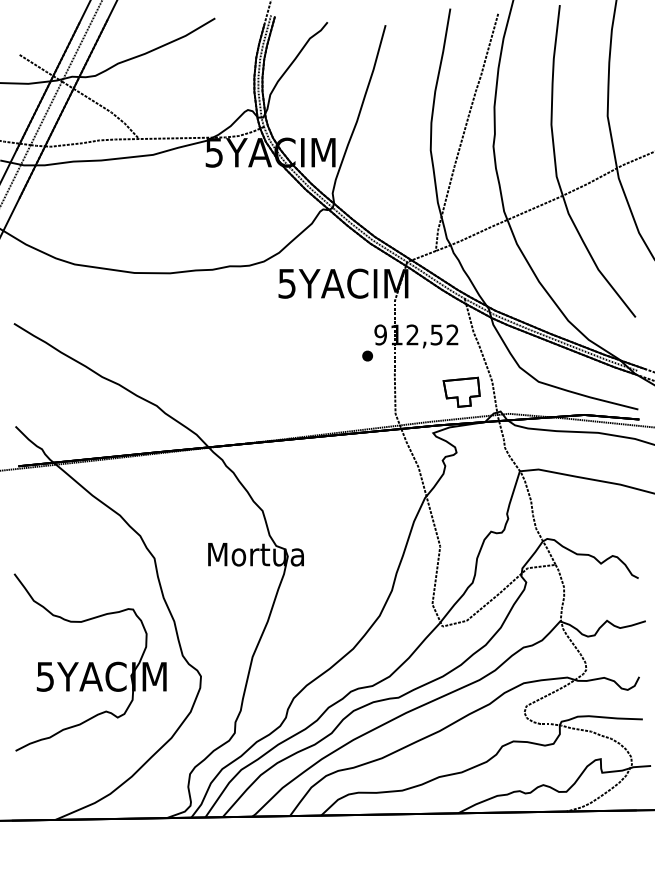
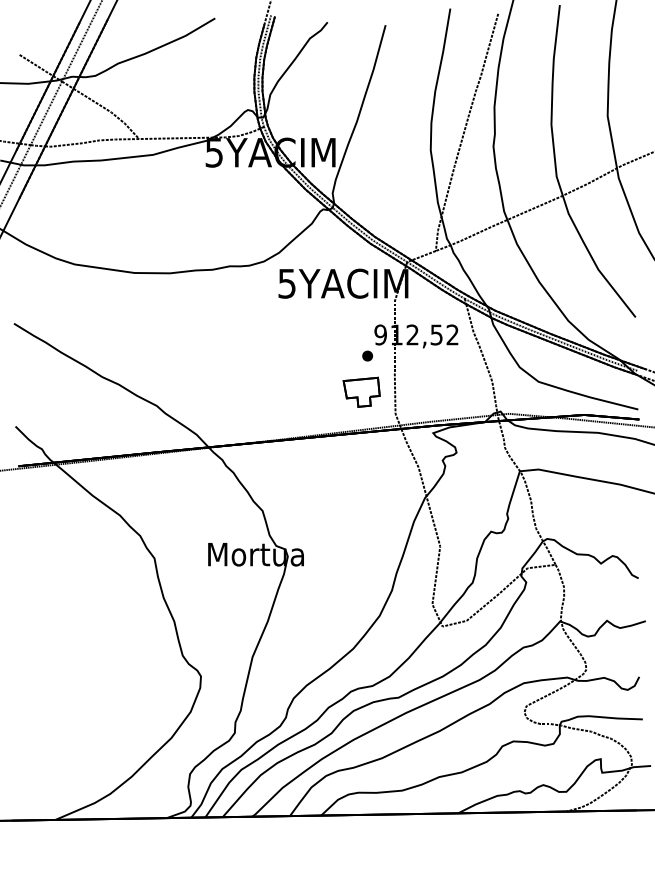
part position: (461, 391) -> (361, 391) (361, 391)
part: present -> none (89, 662)
